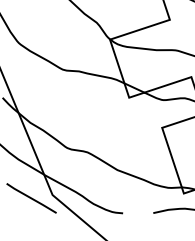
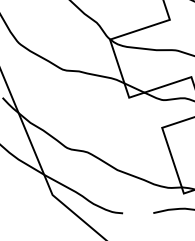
line: present -> none (31, 198)
